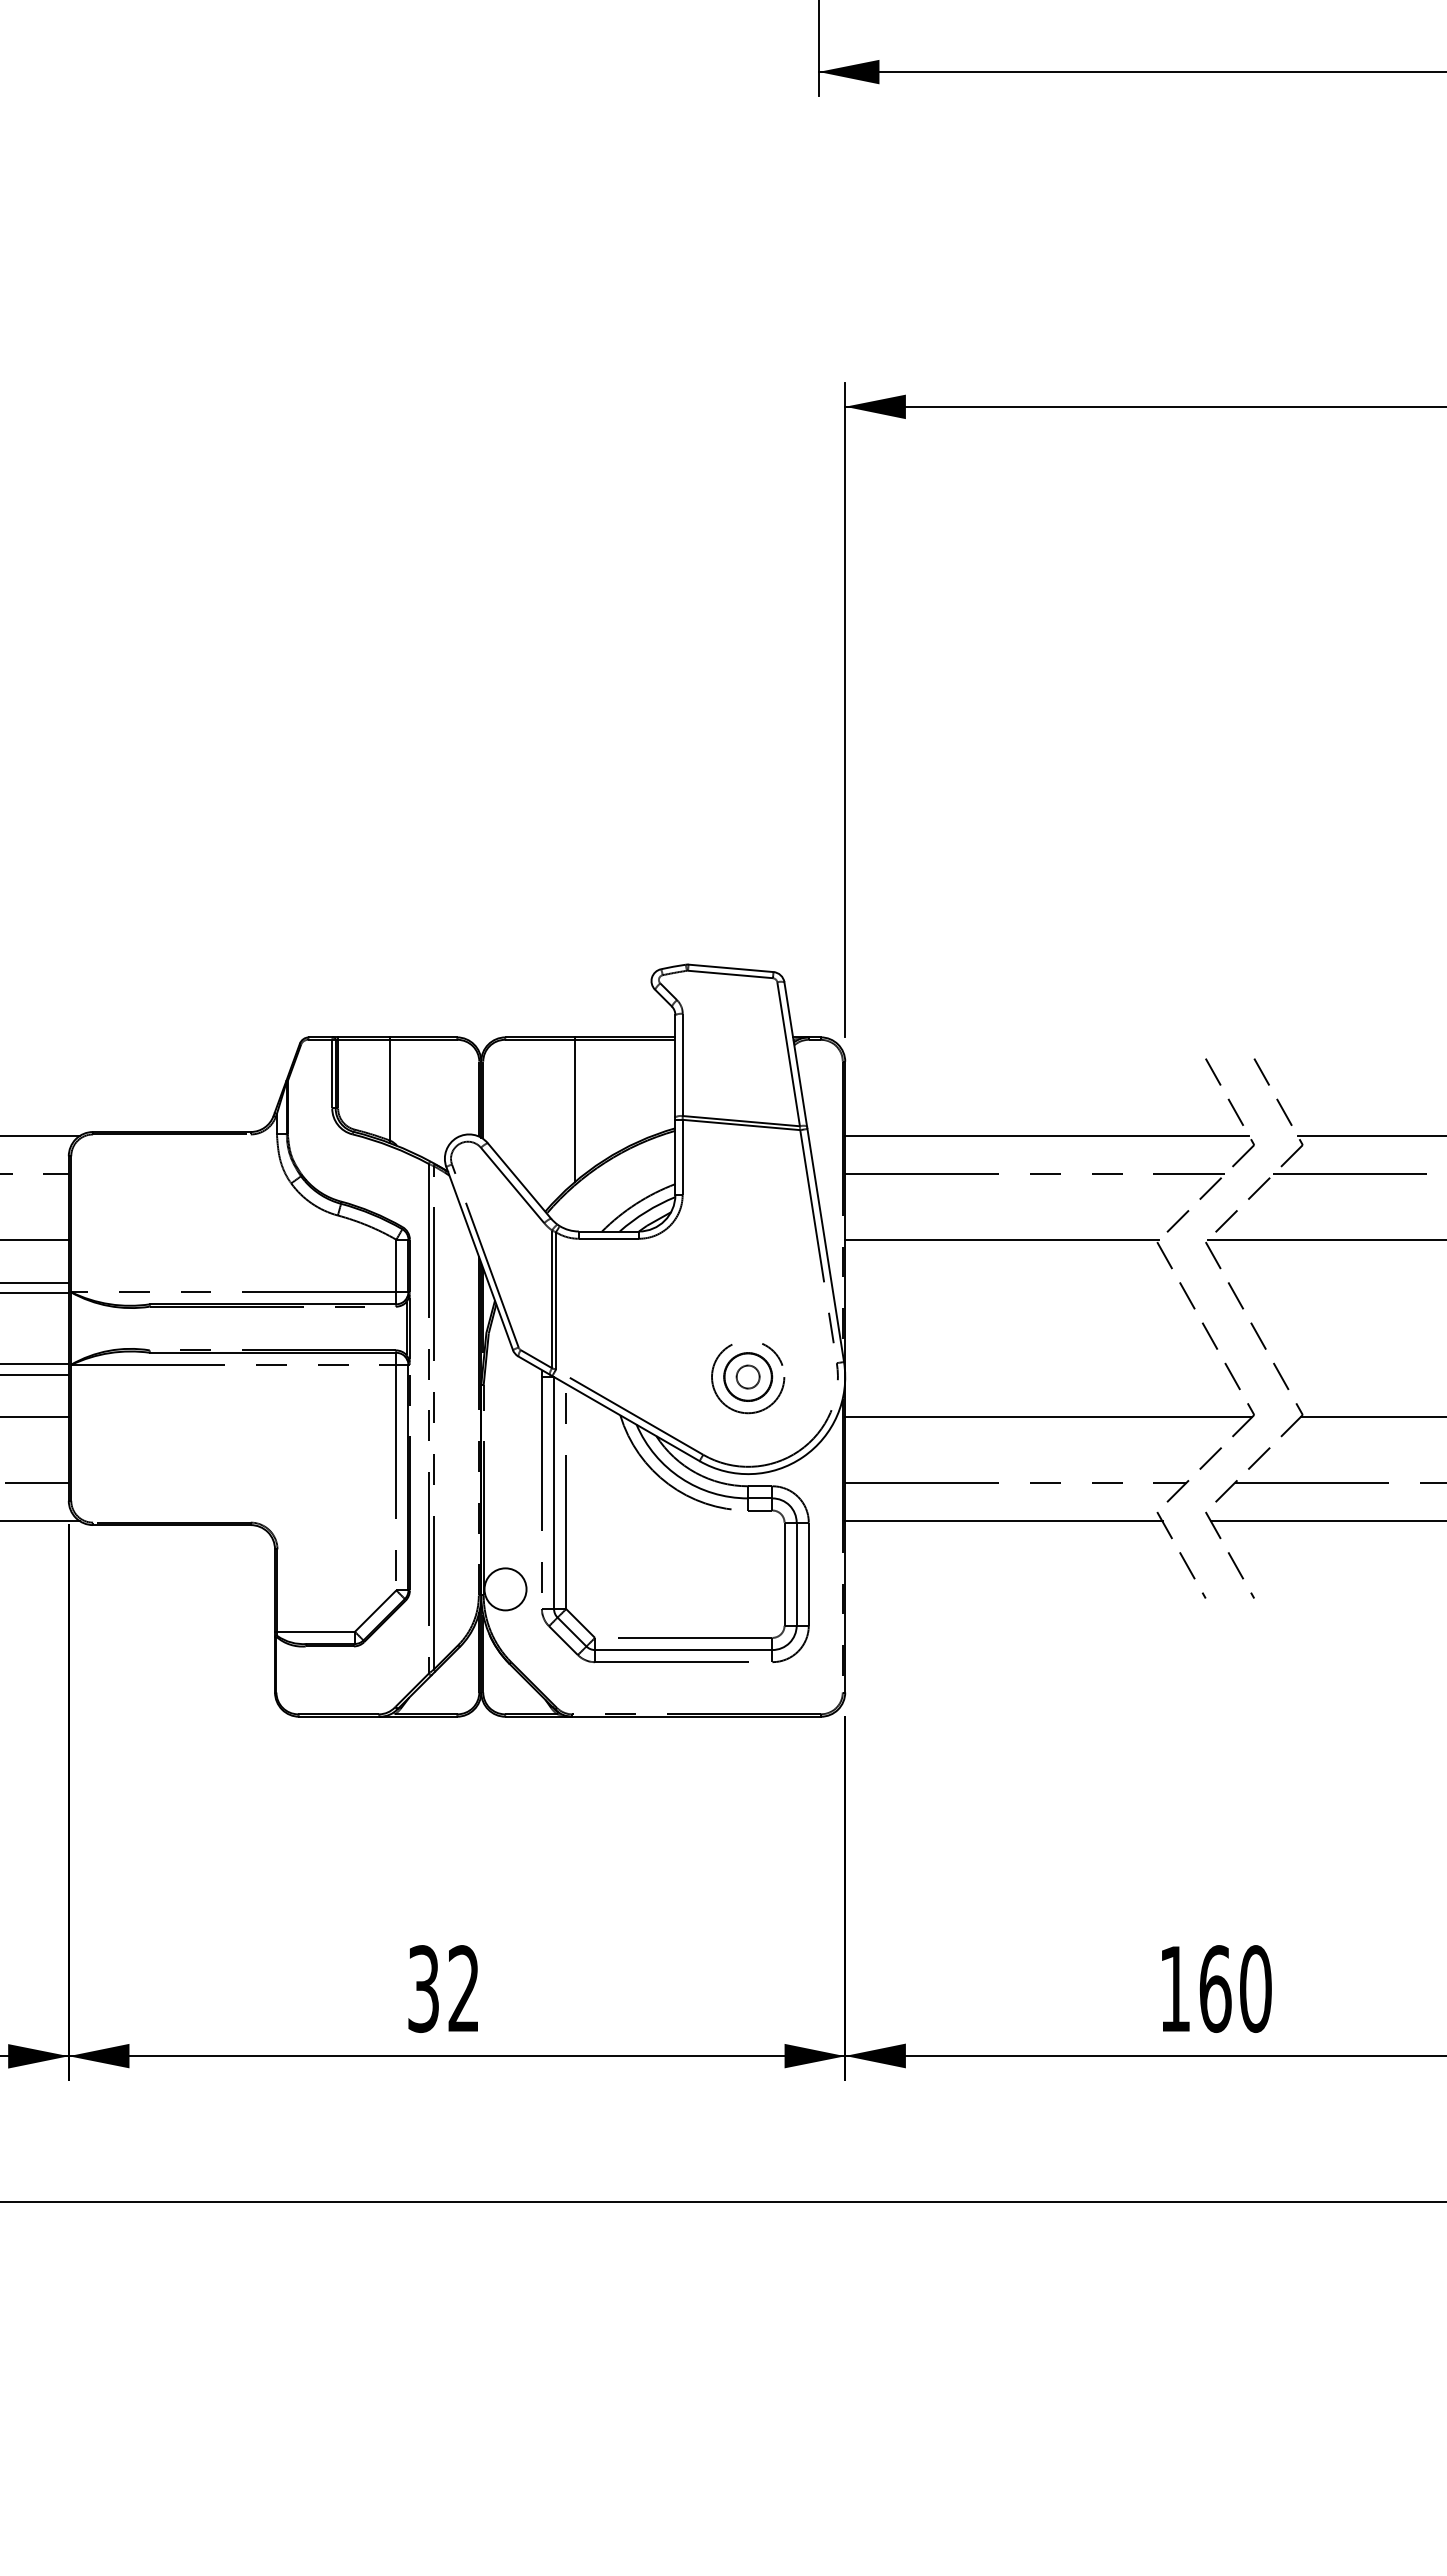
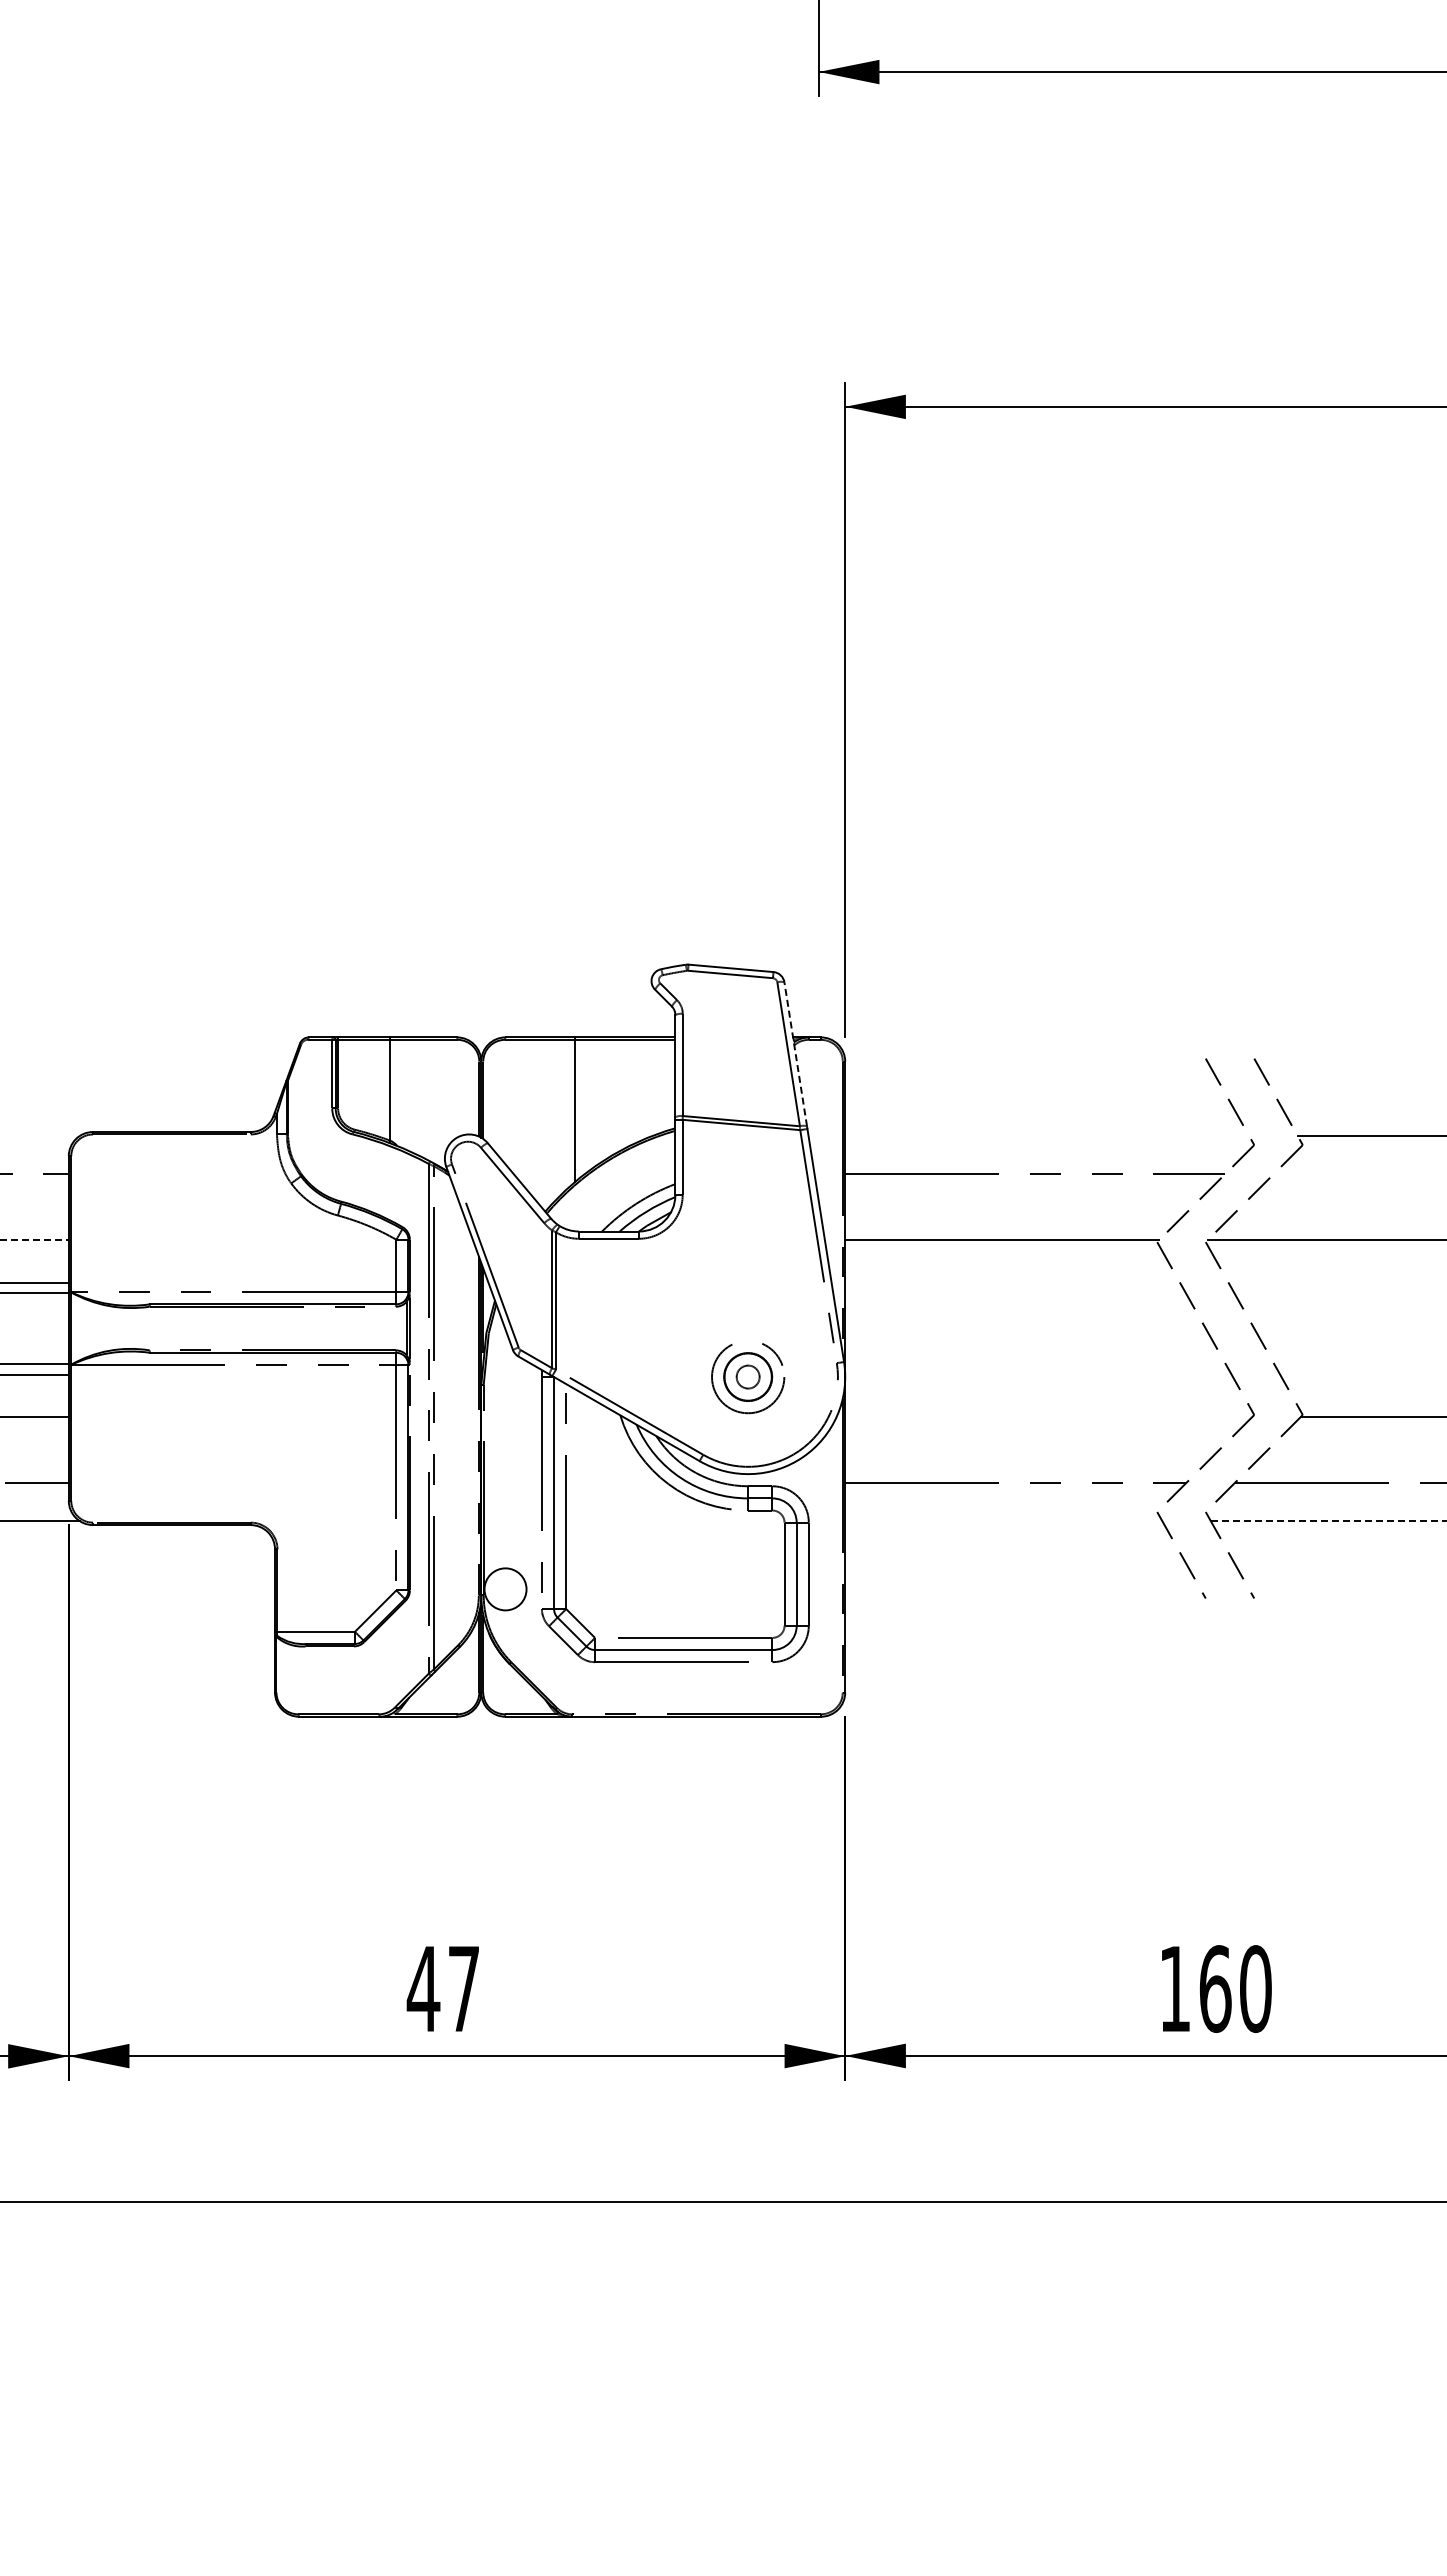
line: solid -> dashed (795, 1054)
line: present -> none (41, 1135)
line: present -> none (1046, 1135)
line: present -> none (1358, 1174)
line: solid -> dashed (34, 1240)
line: present -> none (1048, 1417)
line: present -> none (1003, 1521)
line: solid -> dashed (1328, 1521)
text: 32 -> 47 (442, 1989)
